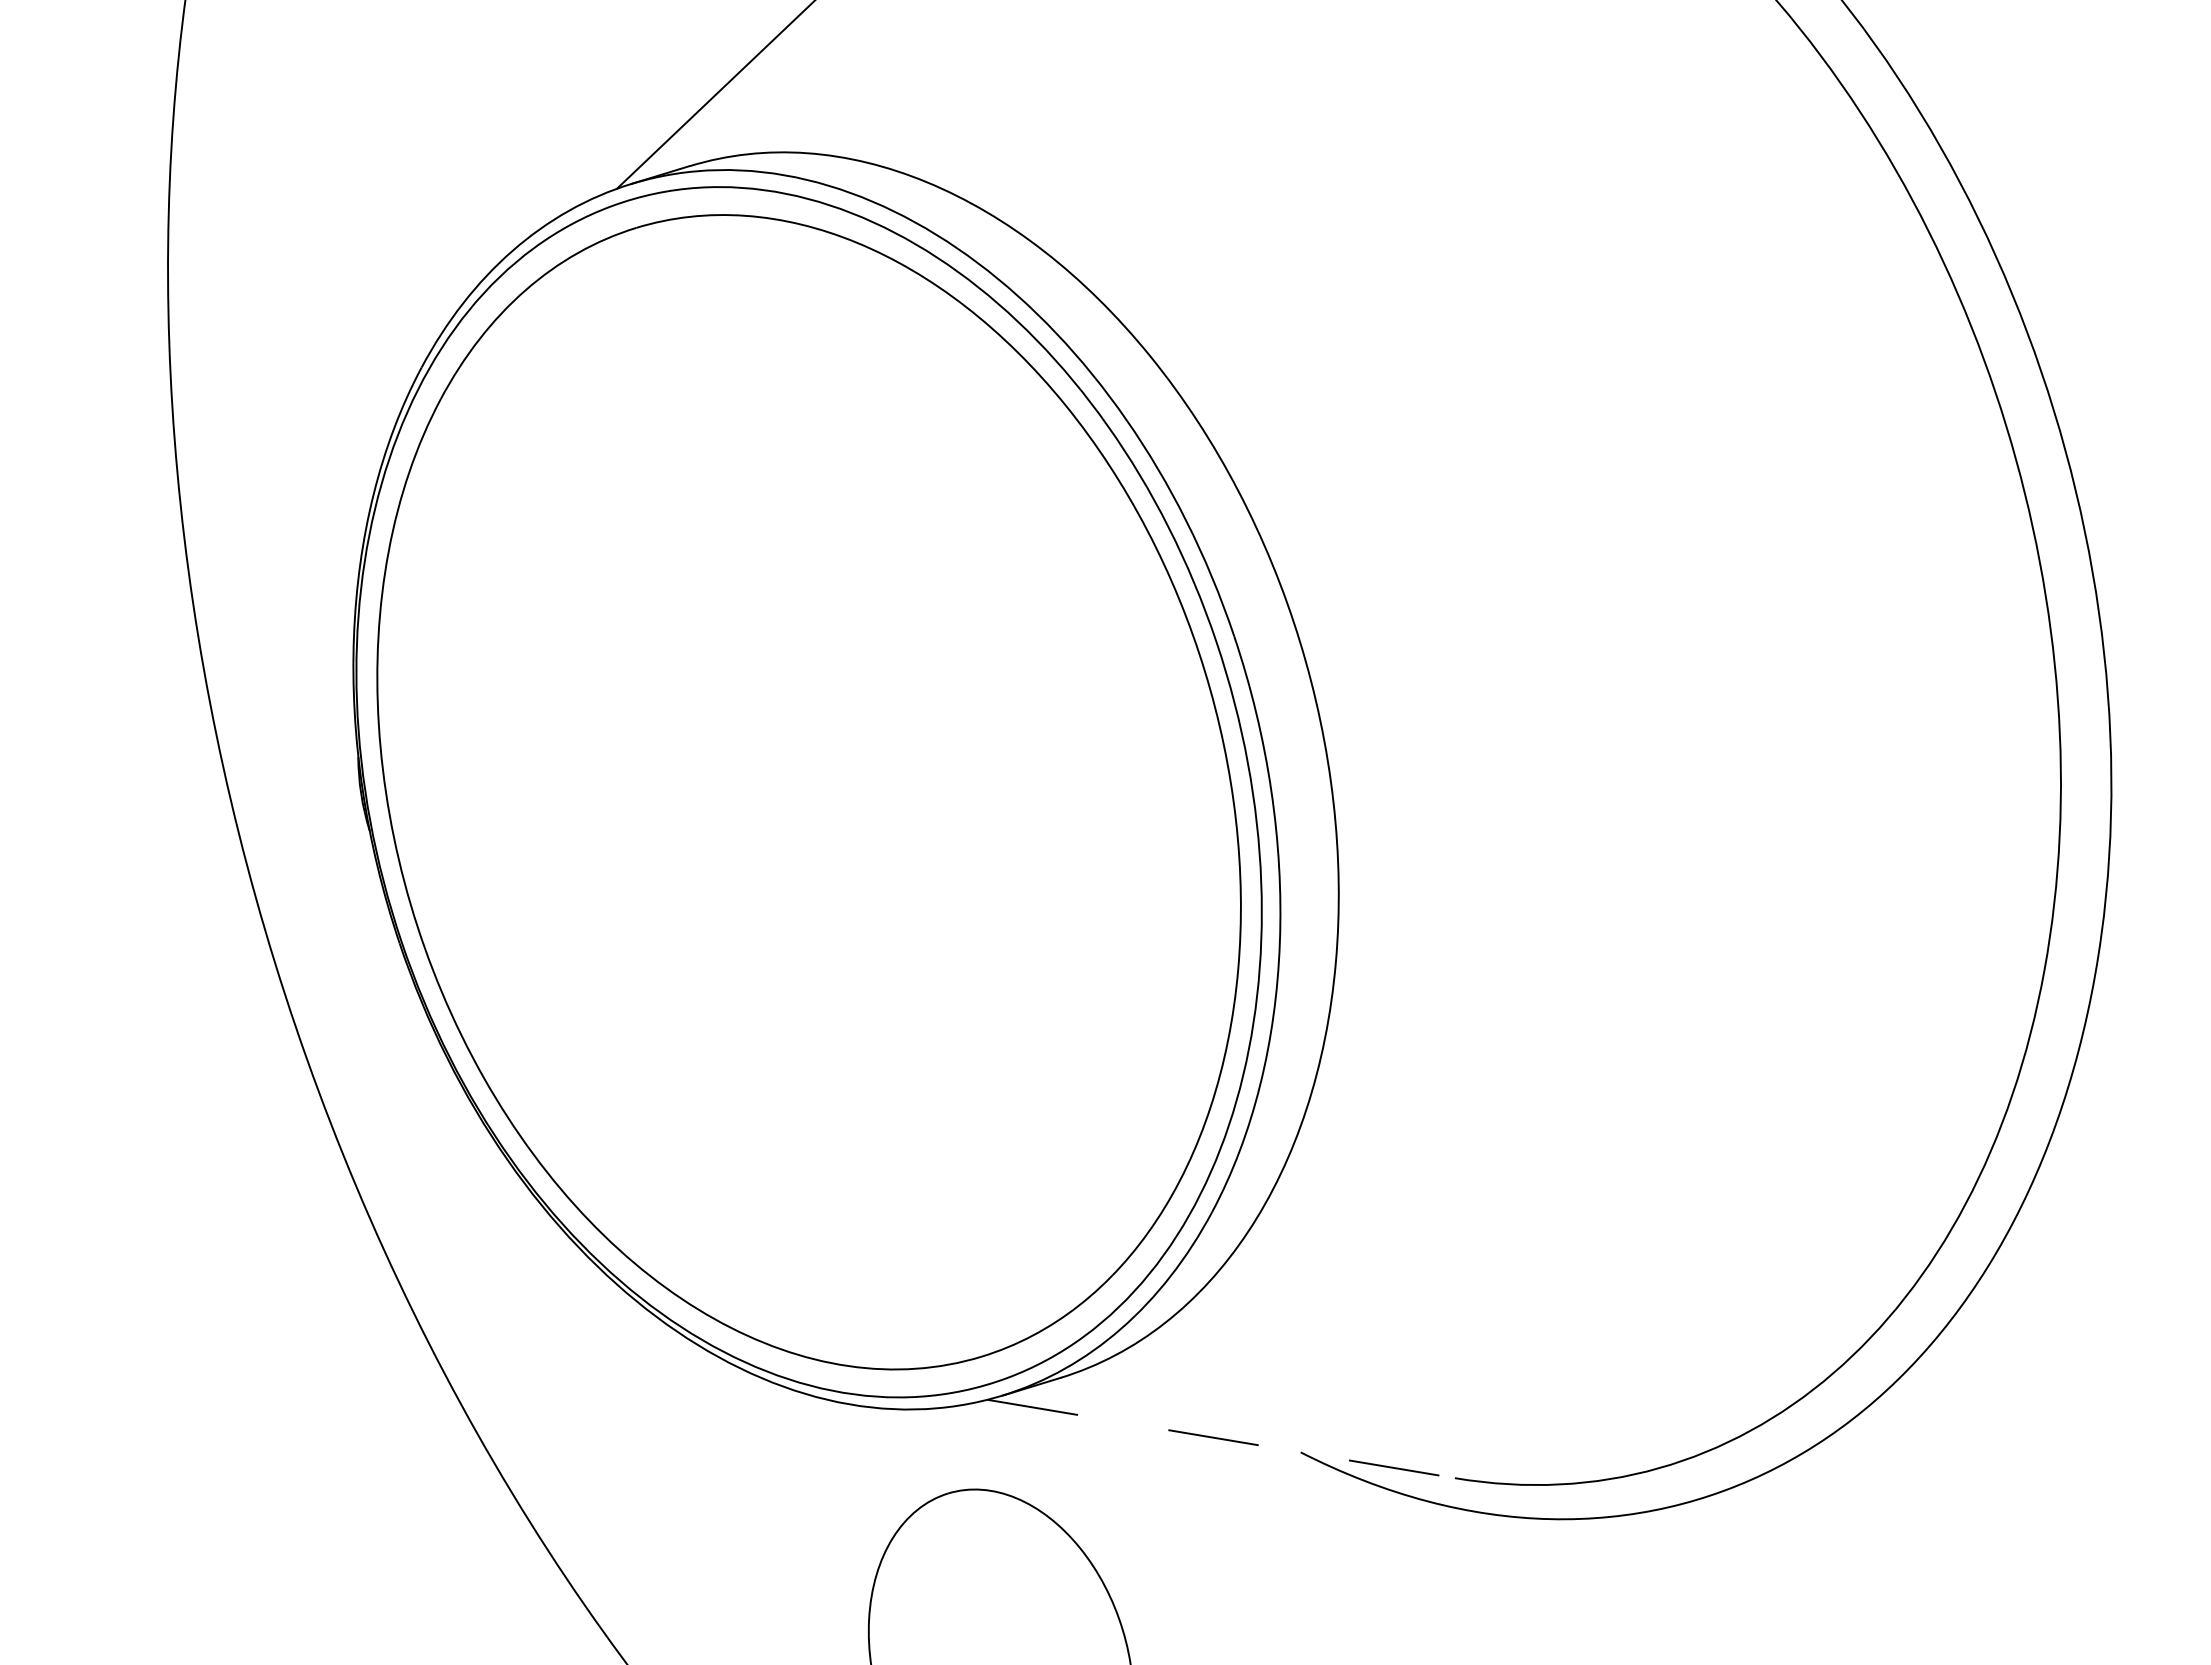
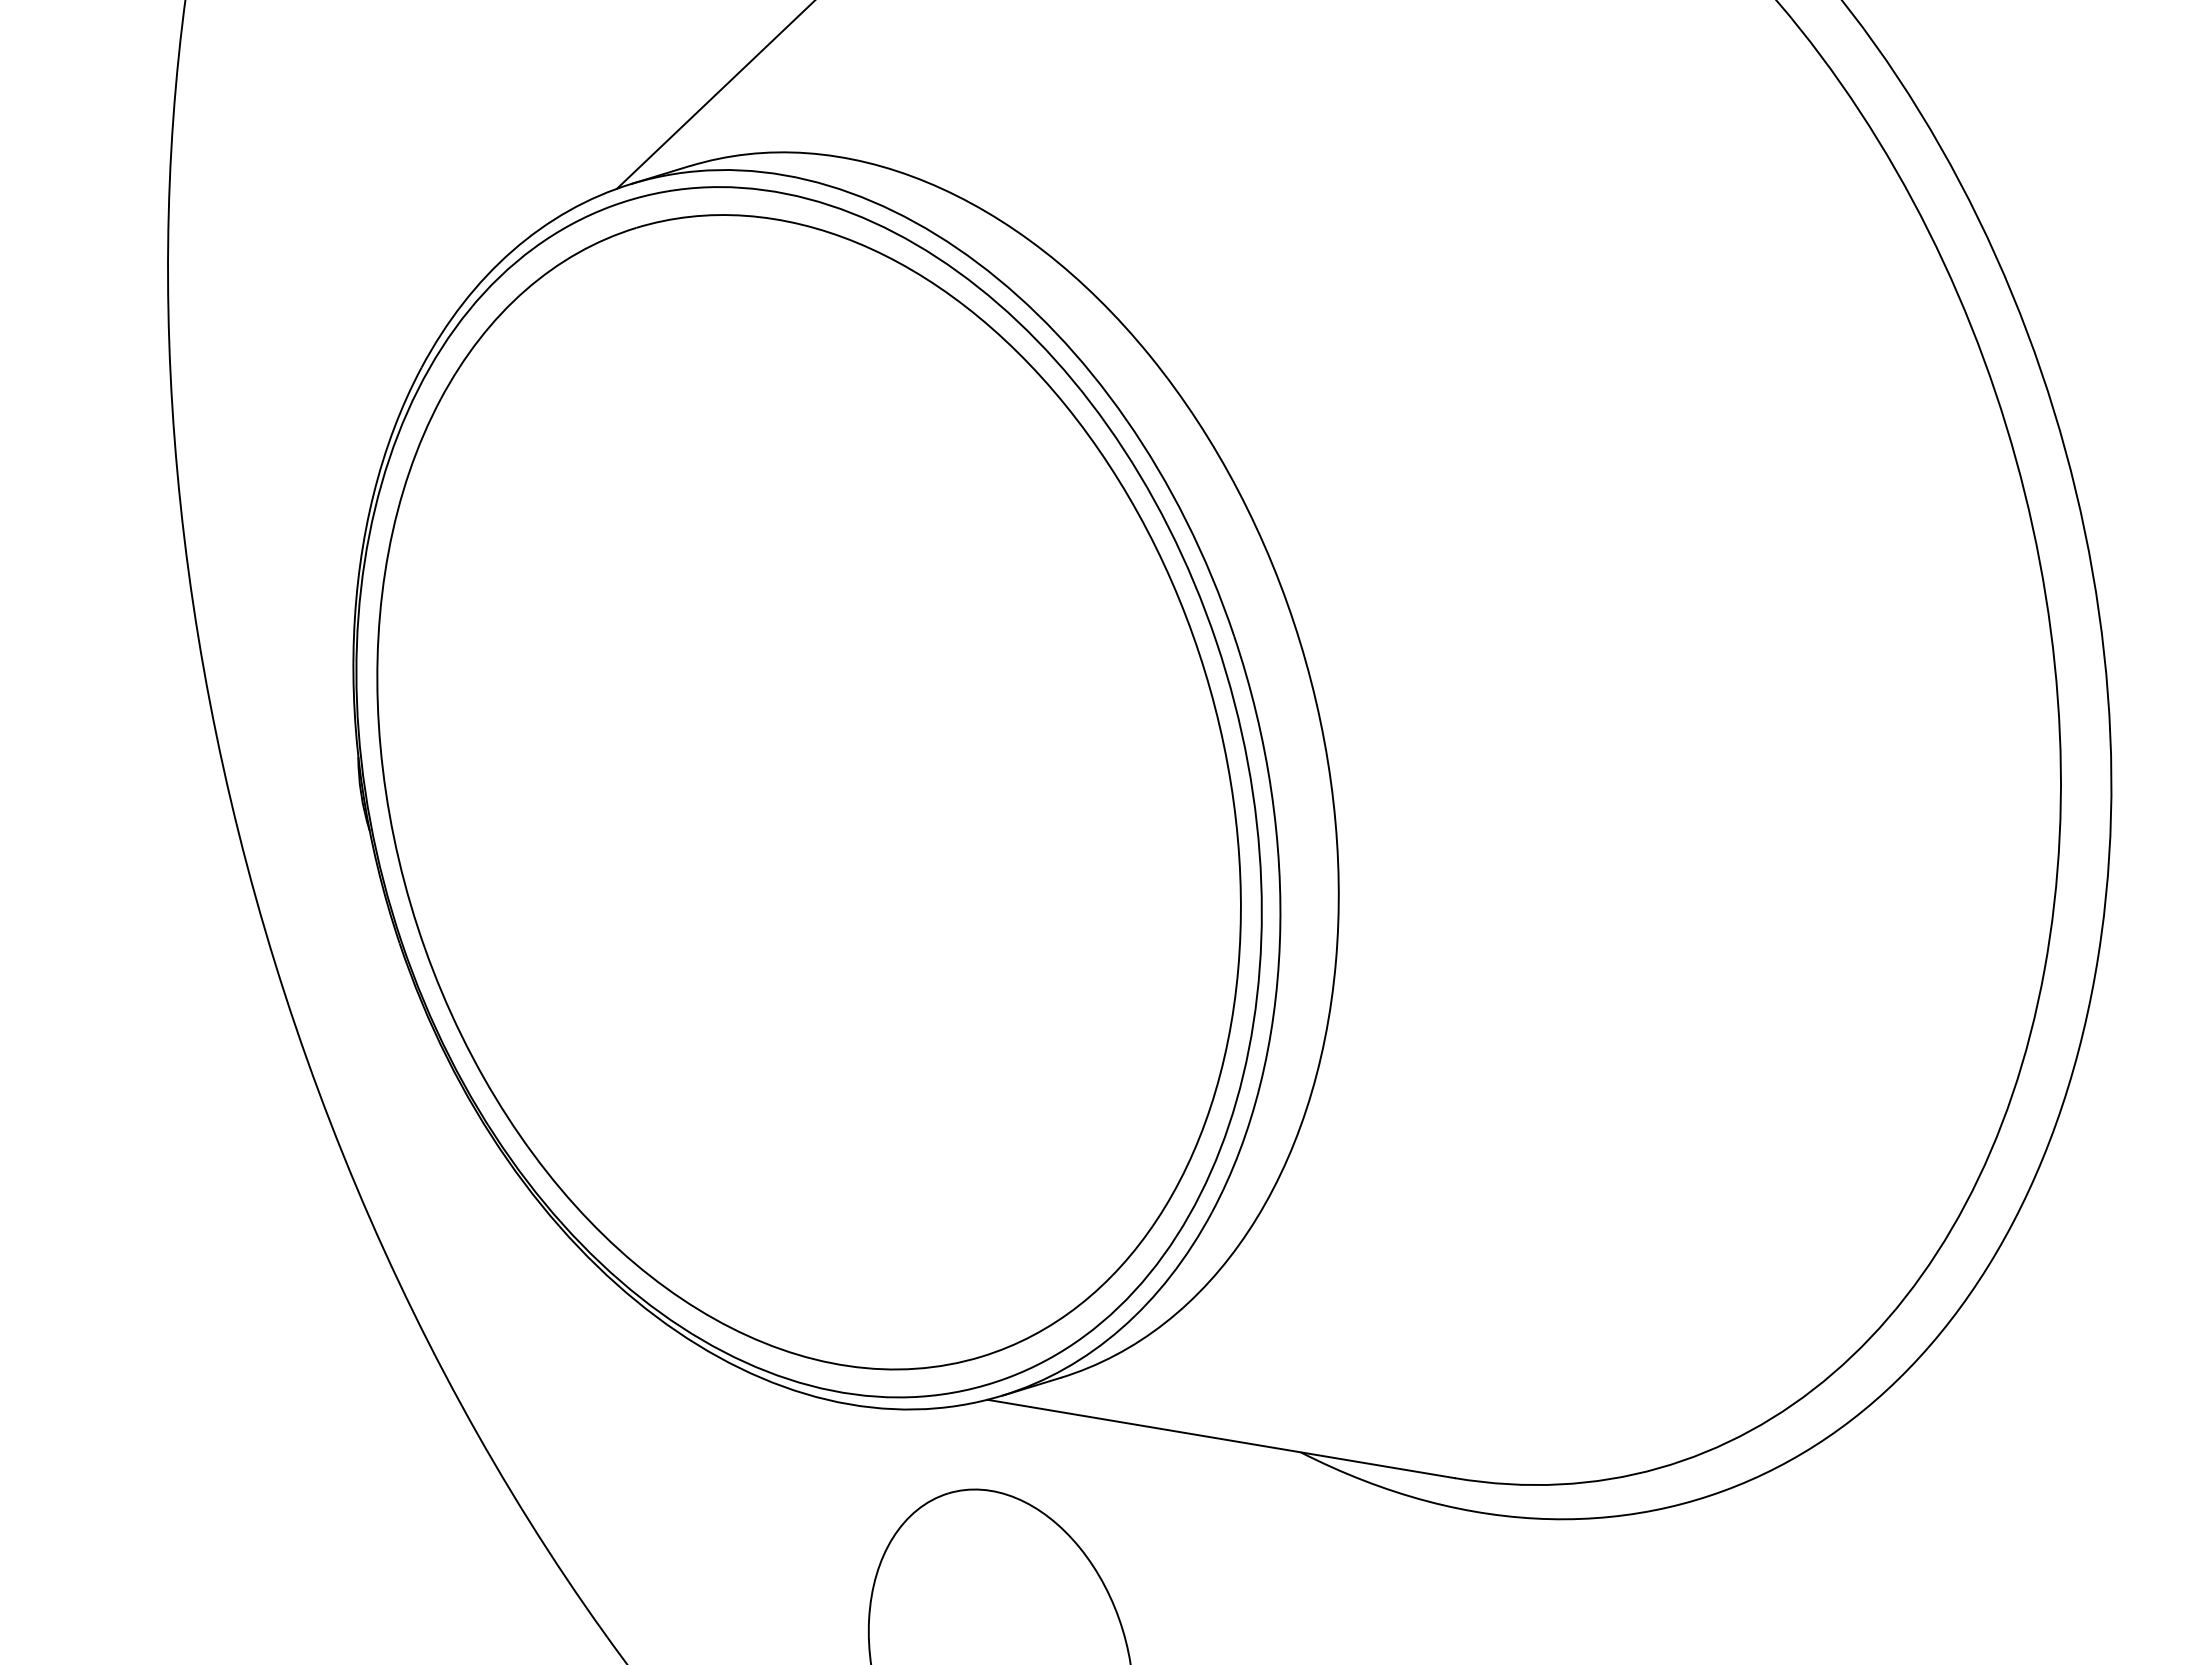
line: dashed -> solid (1221, 1439)
